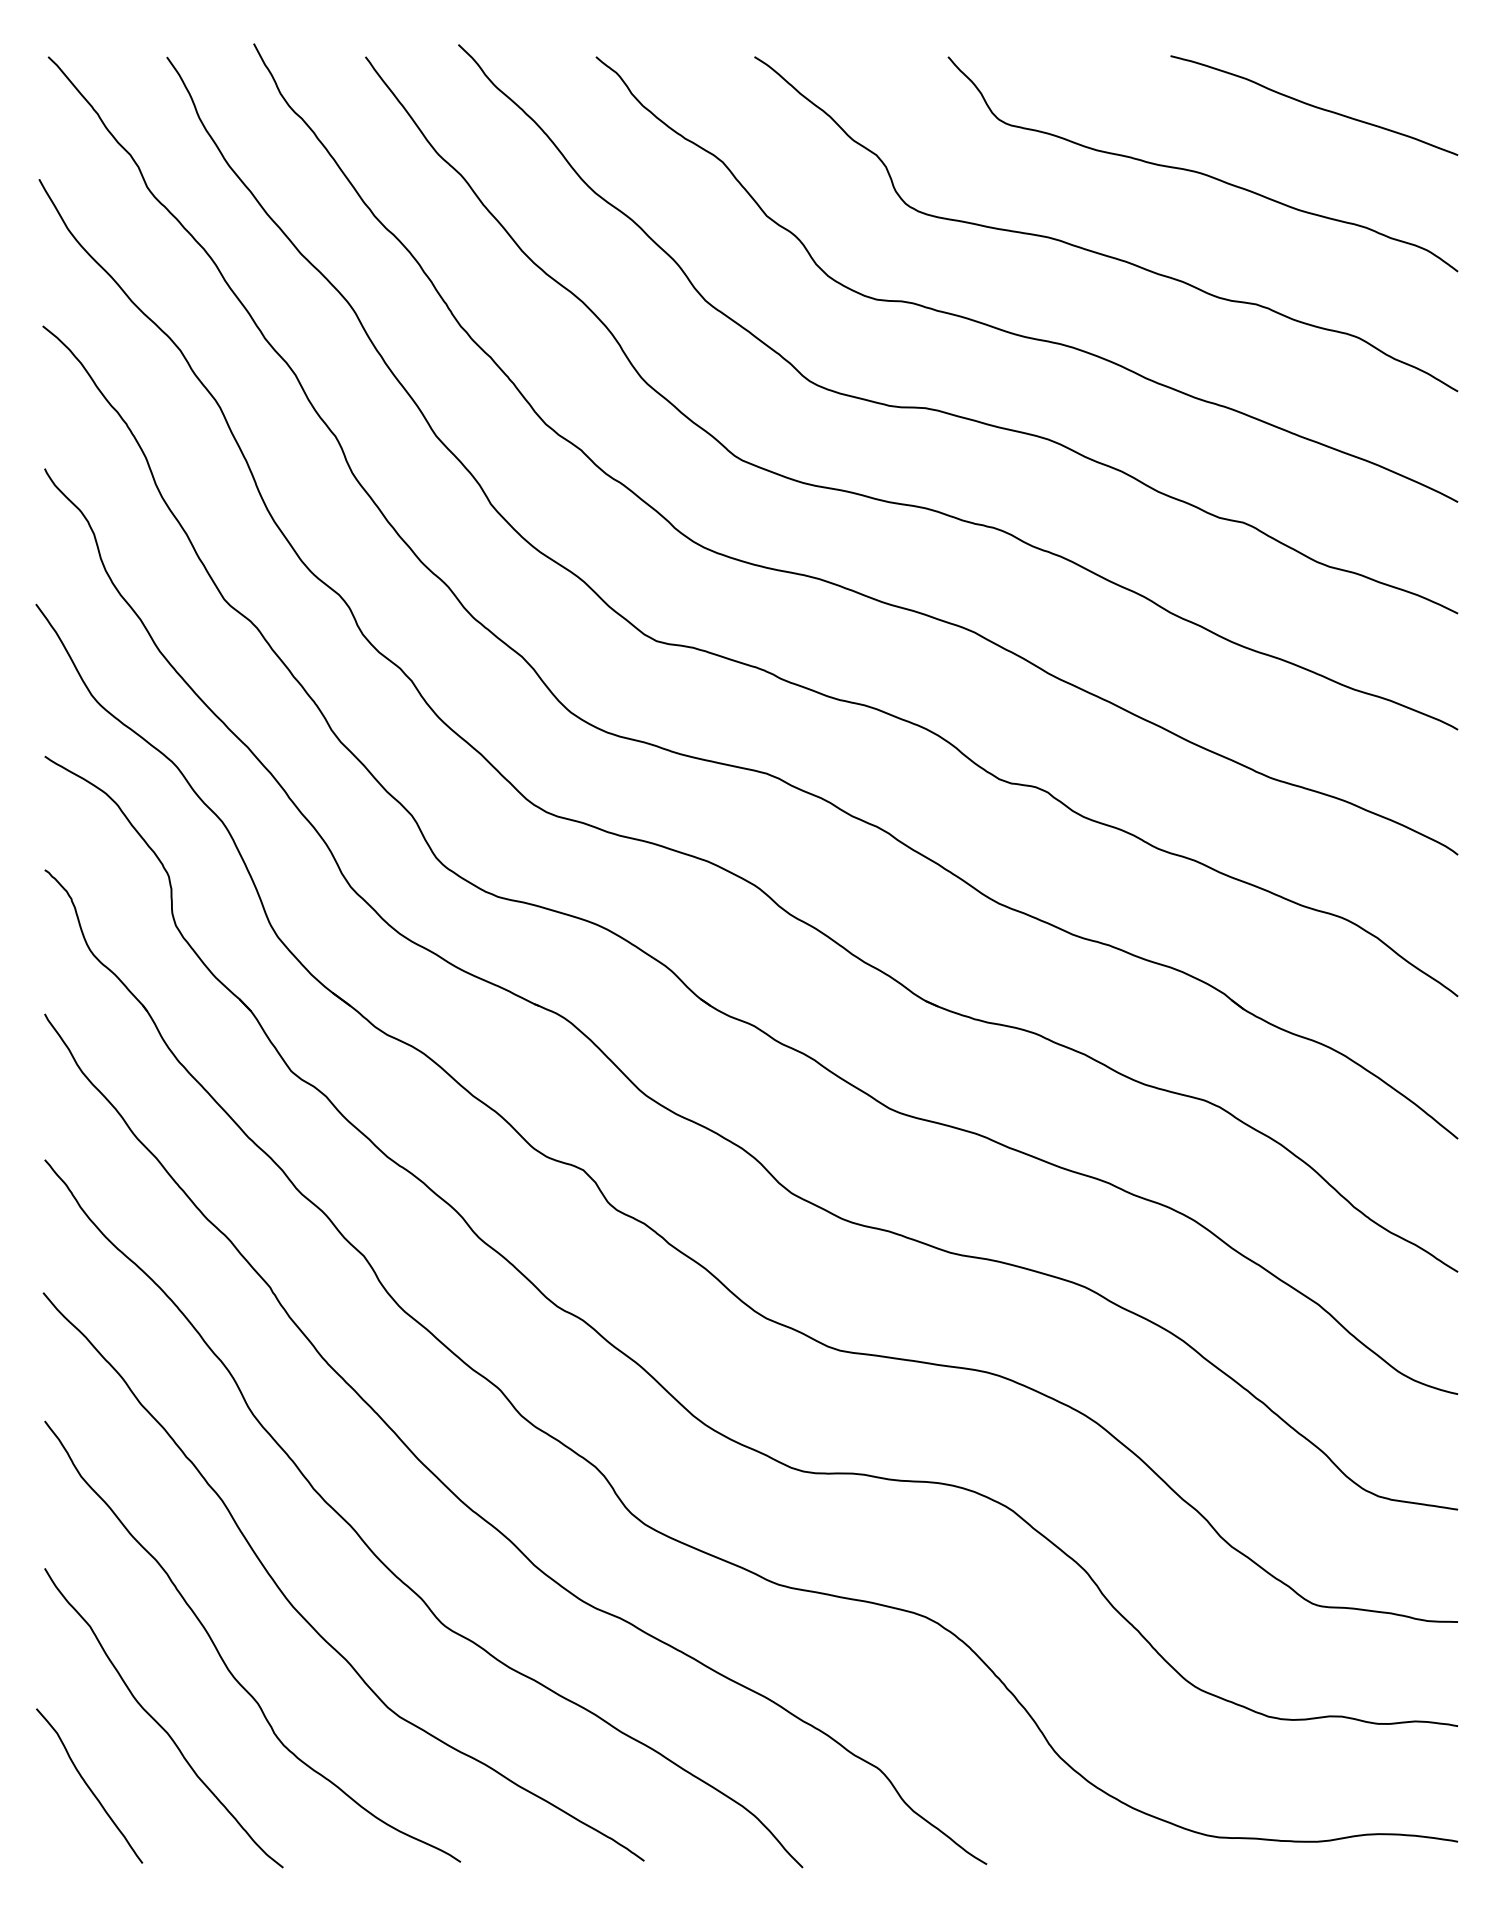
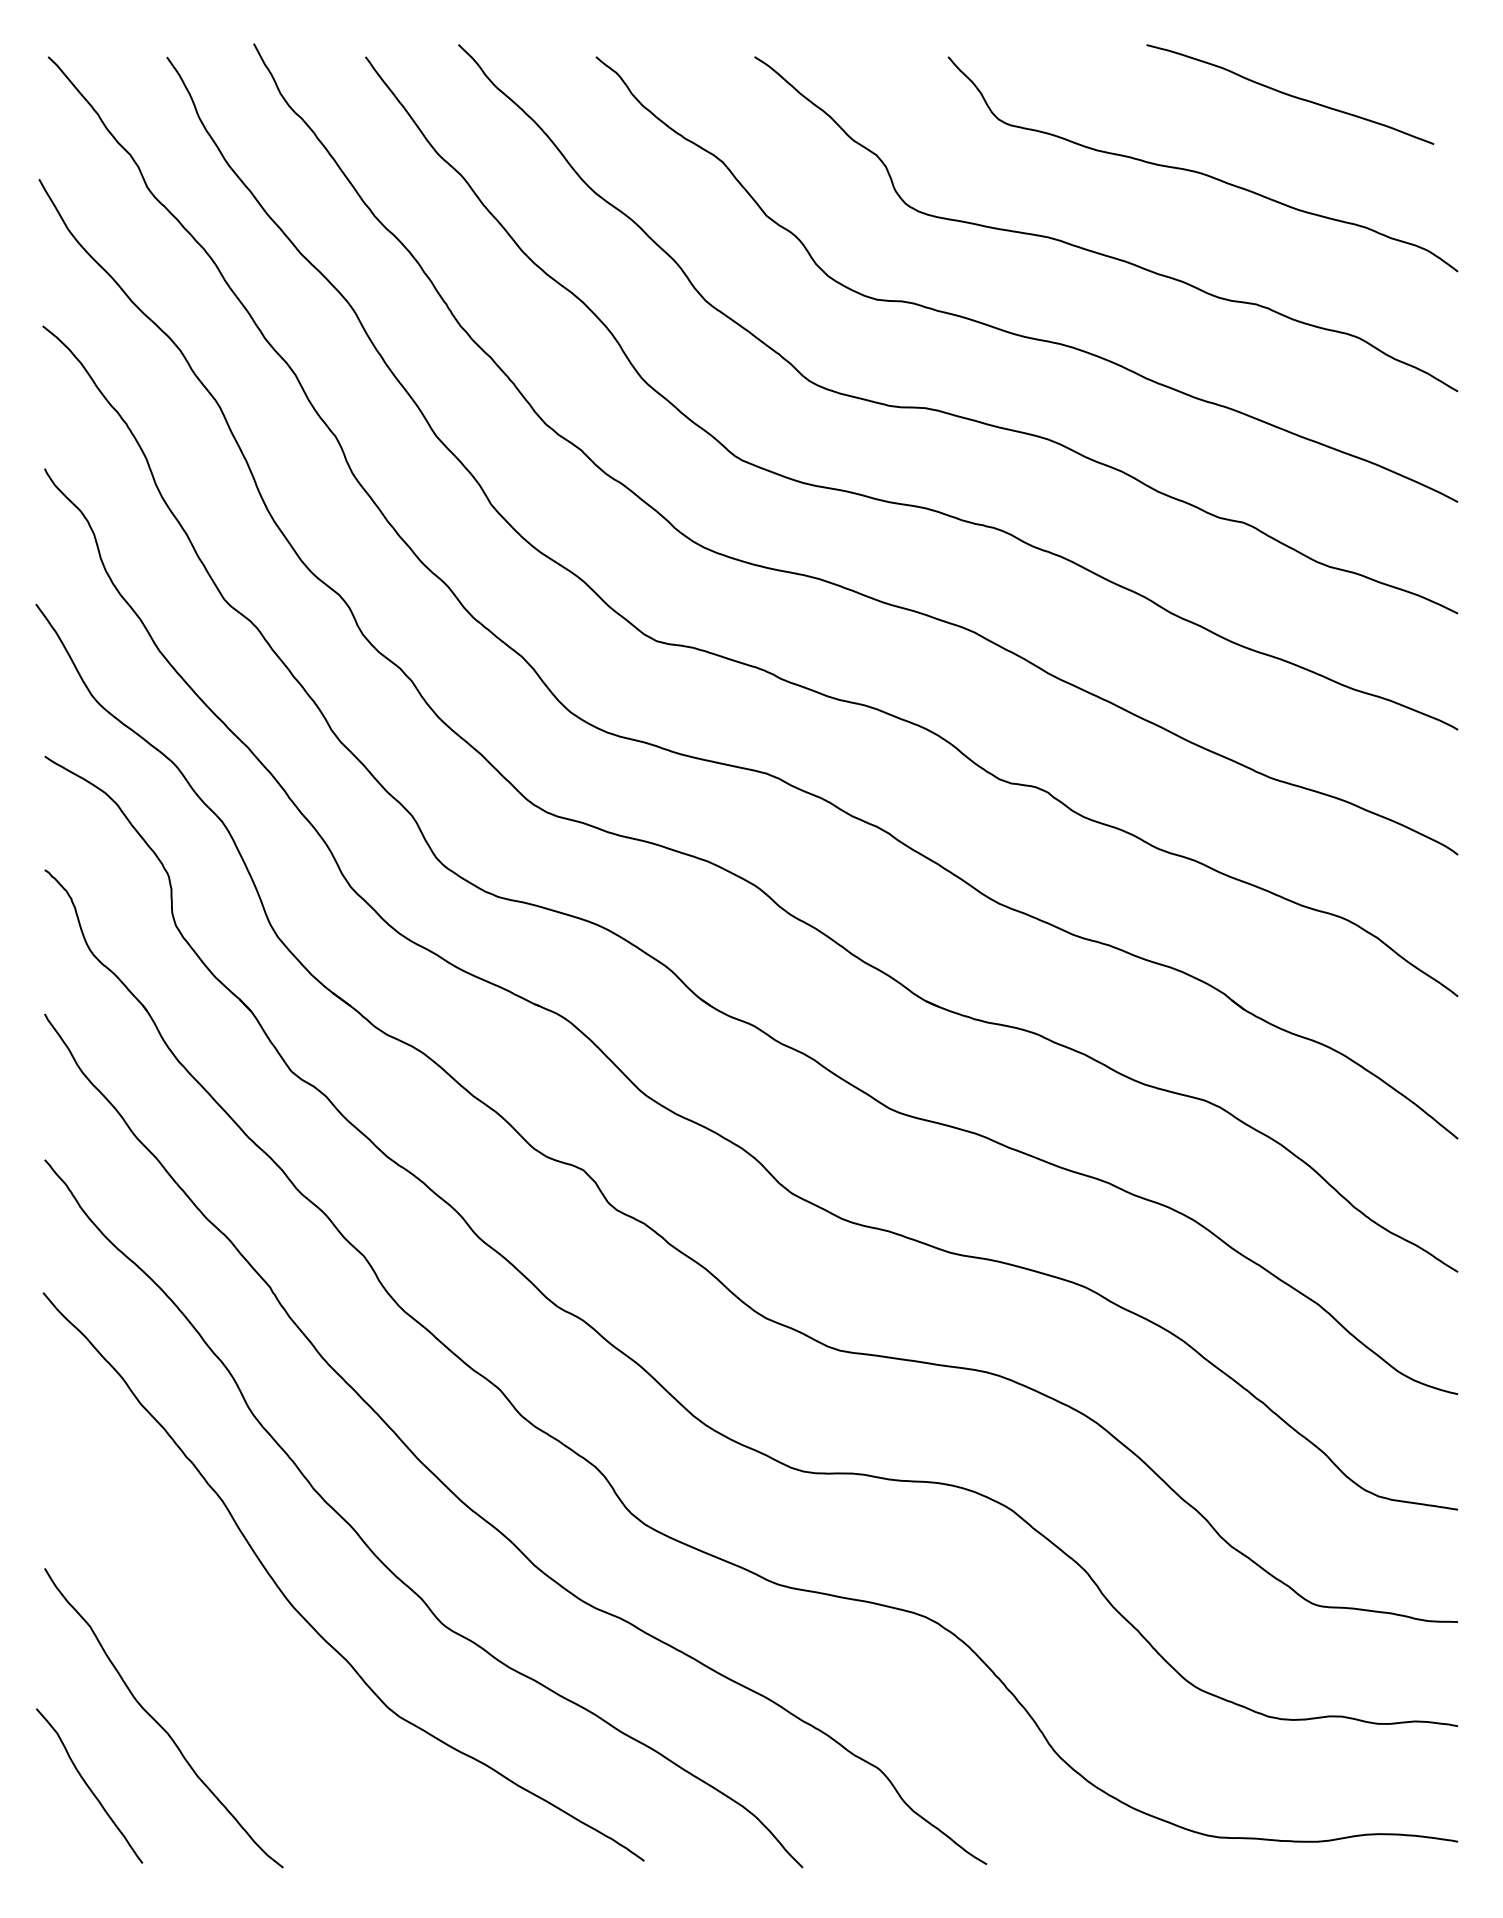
curve position: (1314, 105) -> (1290, 94) (1290, 94)
curve: present -> none (222, 1657)
